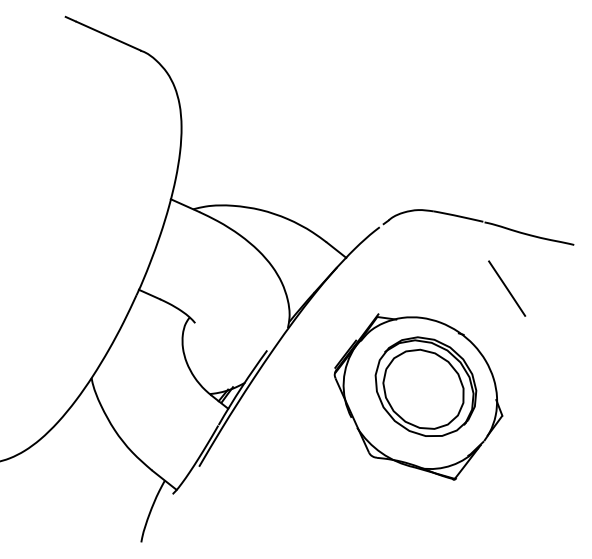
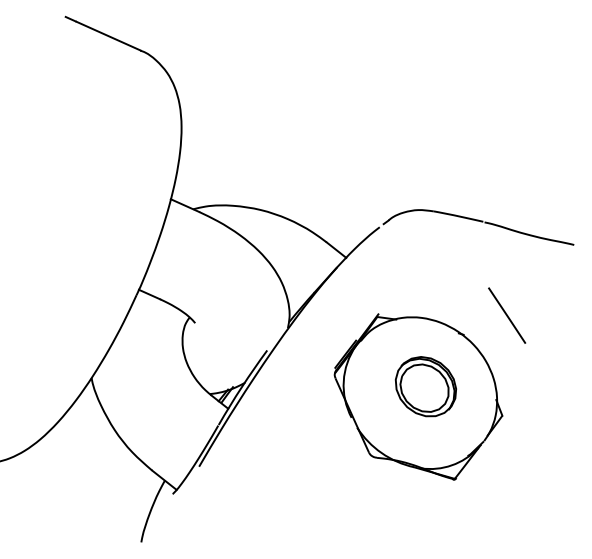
line position: (507, 288) -> (507, 315) (507, 315)
part size: 104x101 px -> 63x62 px (425, 386)
